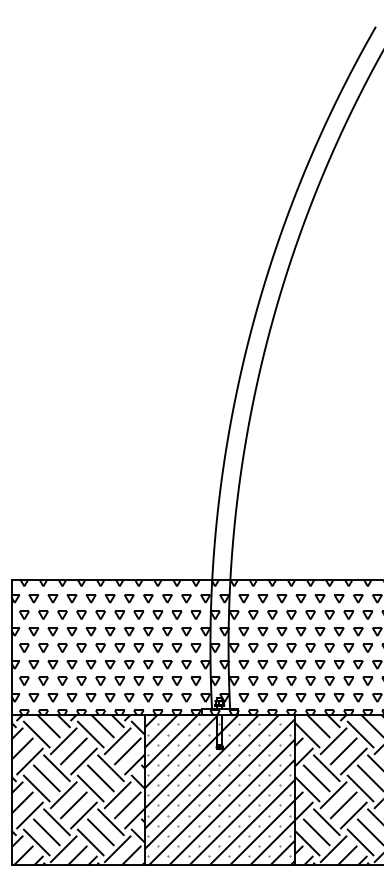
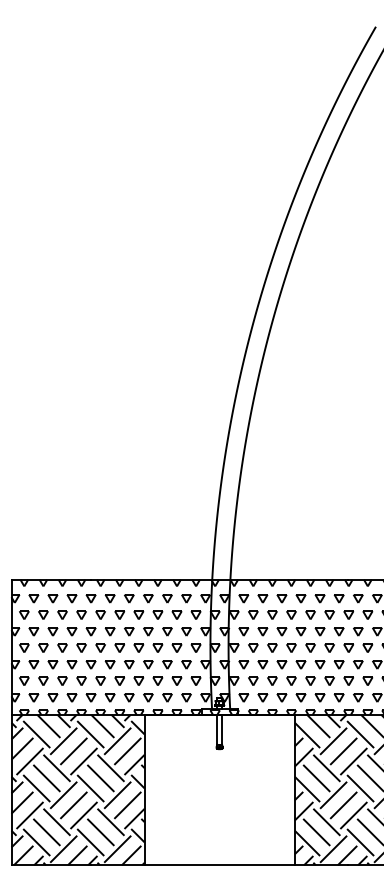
hatch: present -> none (219, 789)
